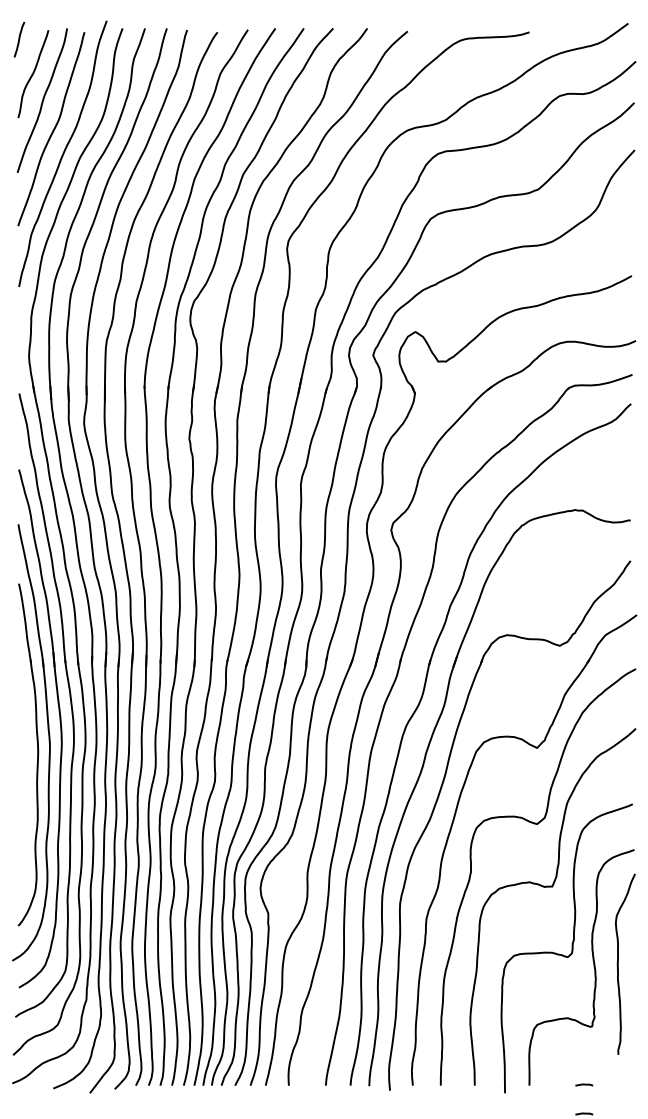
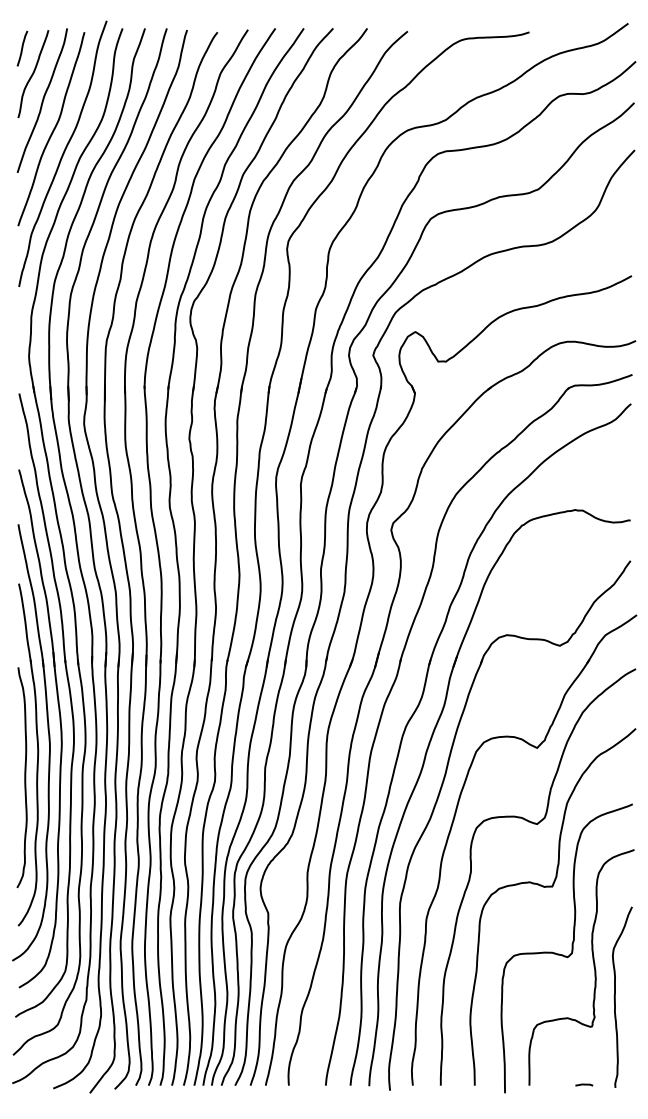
line position: (19, 39) -> (22, 48) (22, 48)
curve: none -> present (24, 777)
curve position: (618, 963) -> (615, 996) (615, 996)
line: present -> none (584, 1113)
